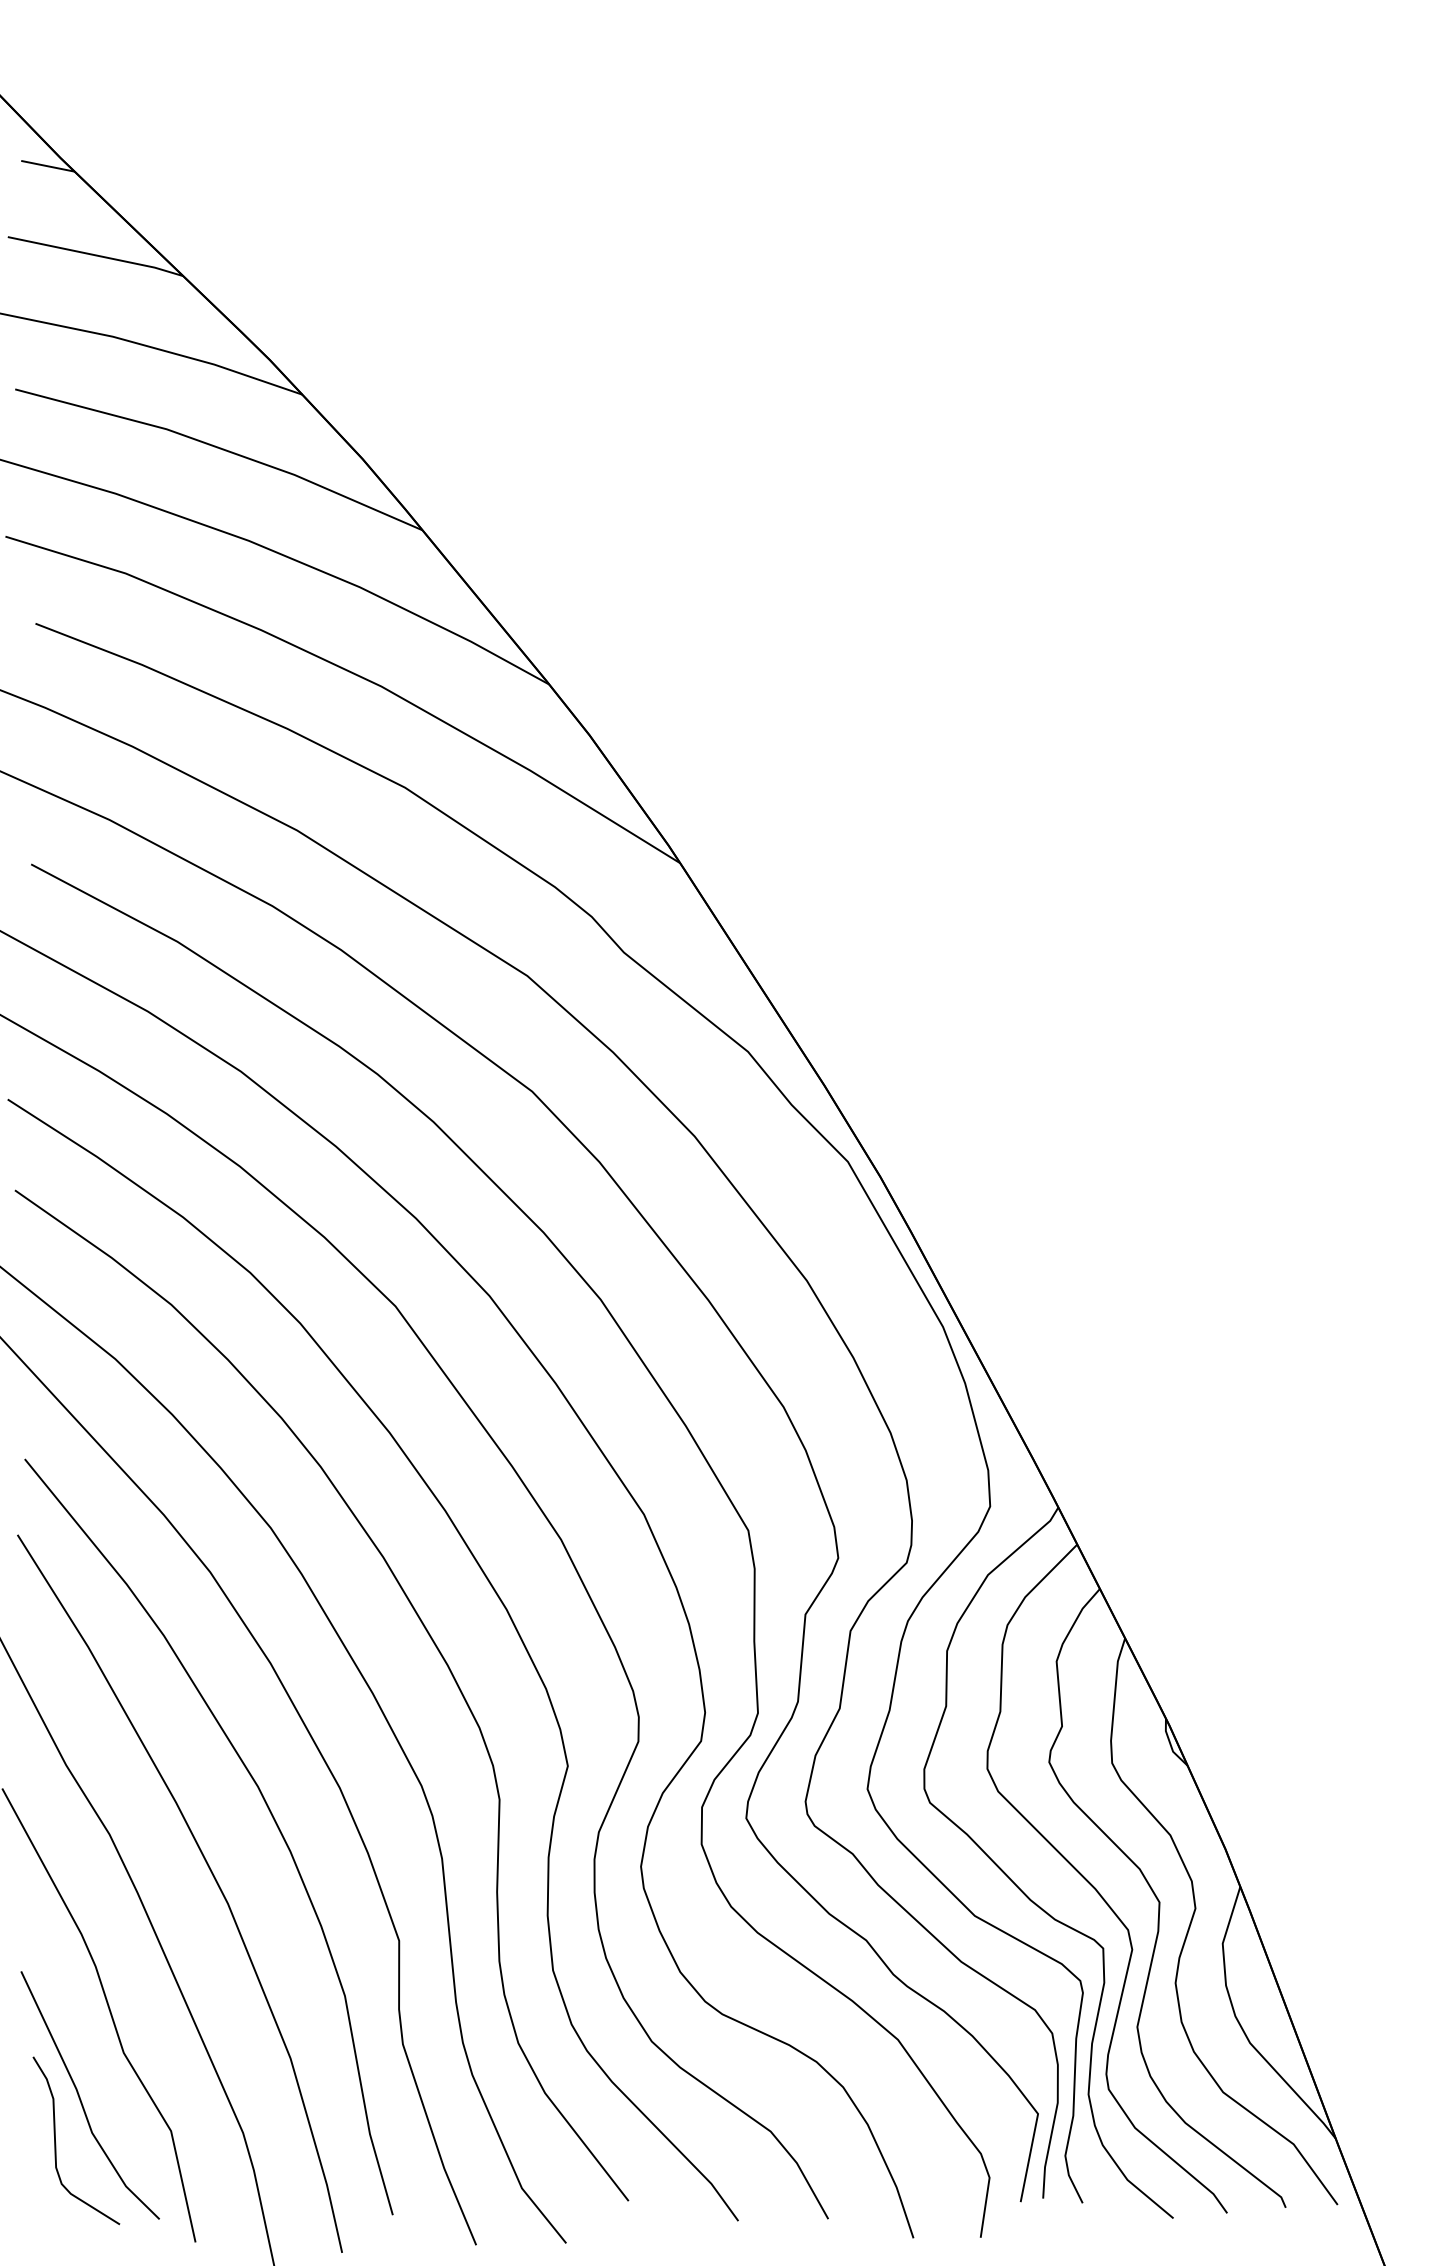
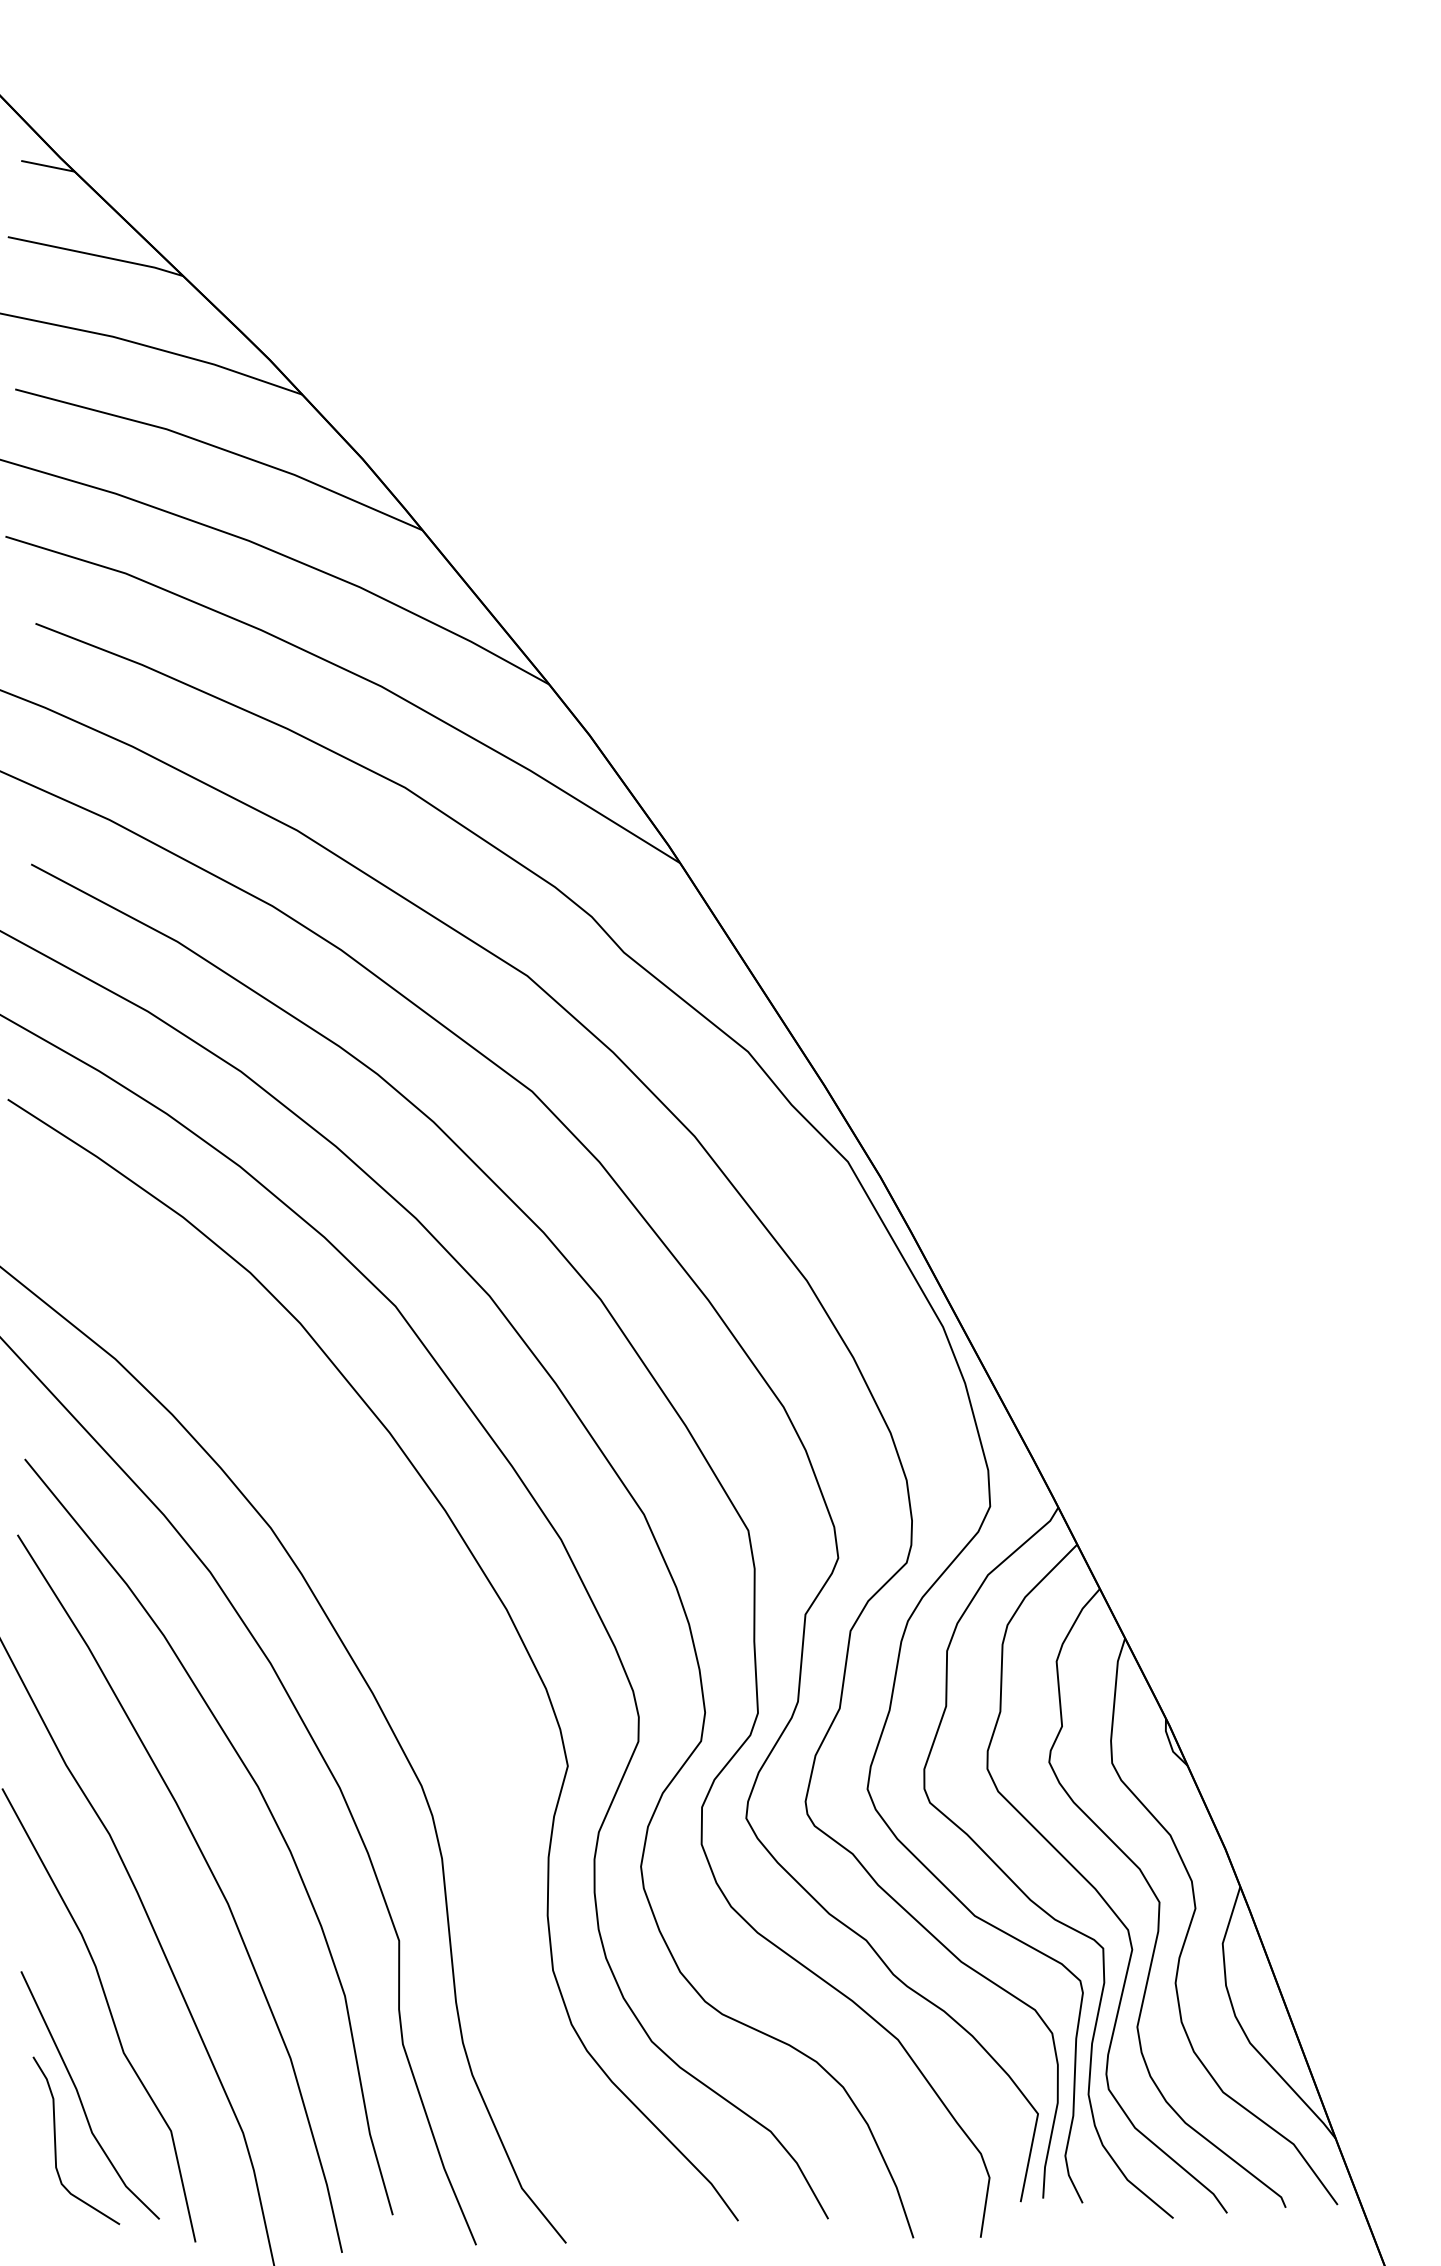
curve: present -> none (425, 1630)
